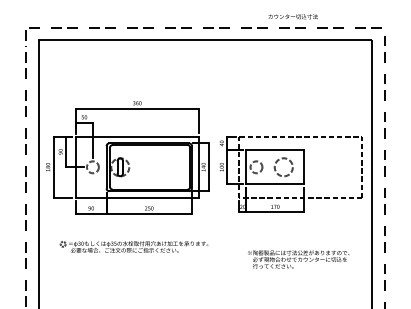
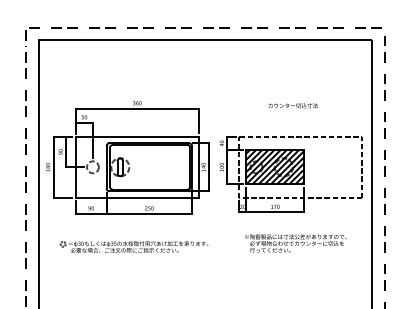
text position: (292, 16) -> (292, 105) (292, 105)
hatch: none -> present (275, 167)
text position: (298, 259) -> (295, 243) (295, 243)
